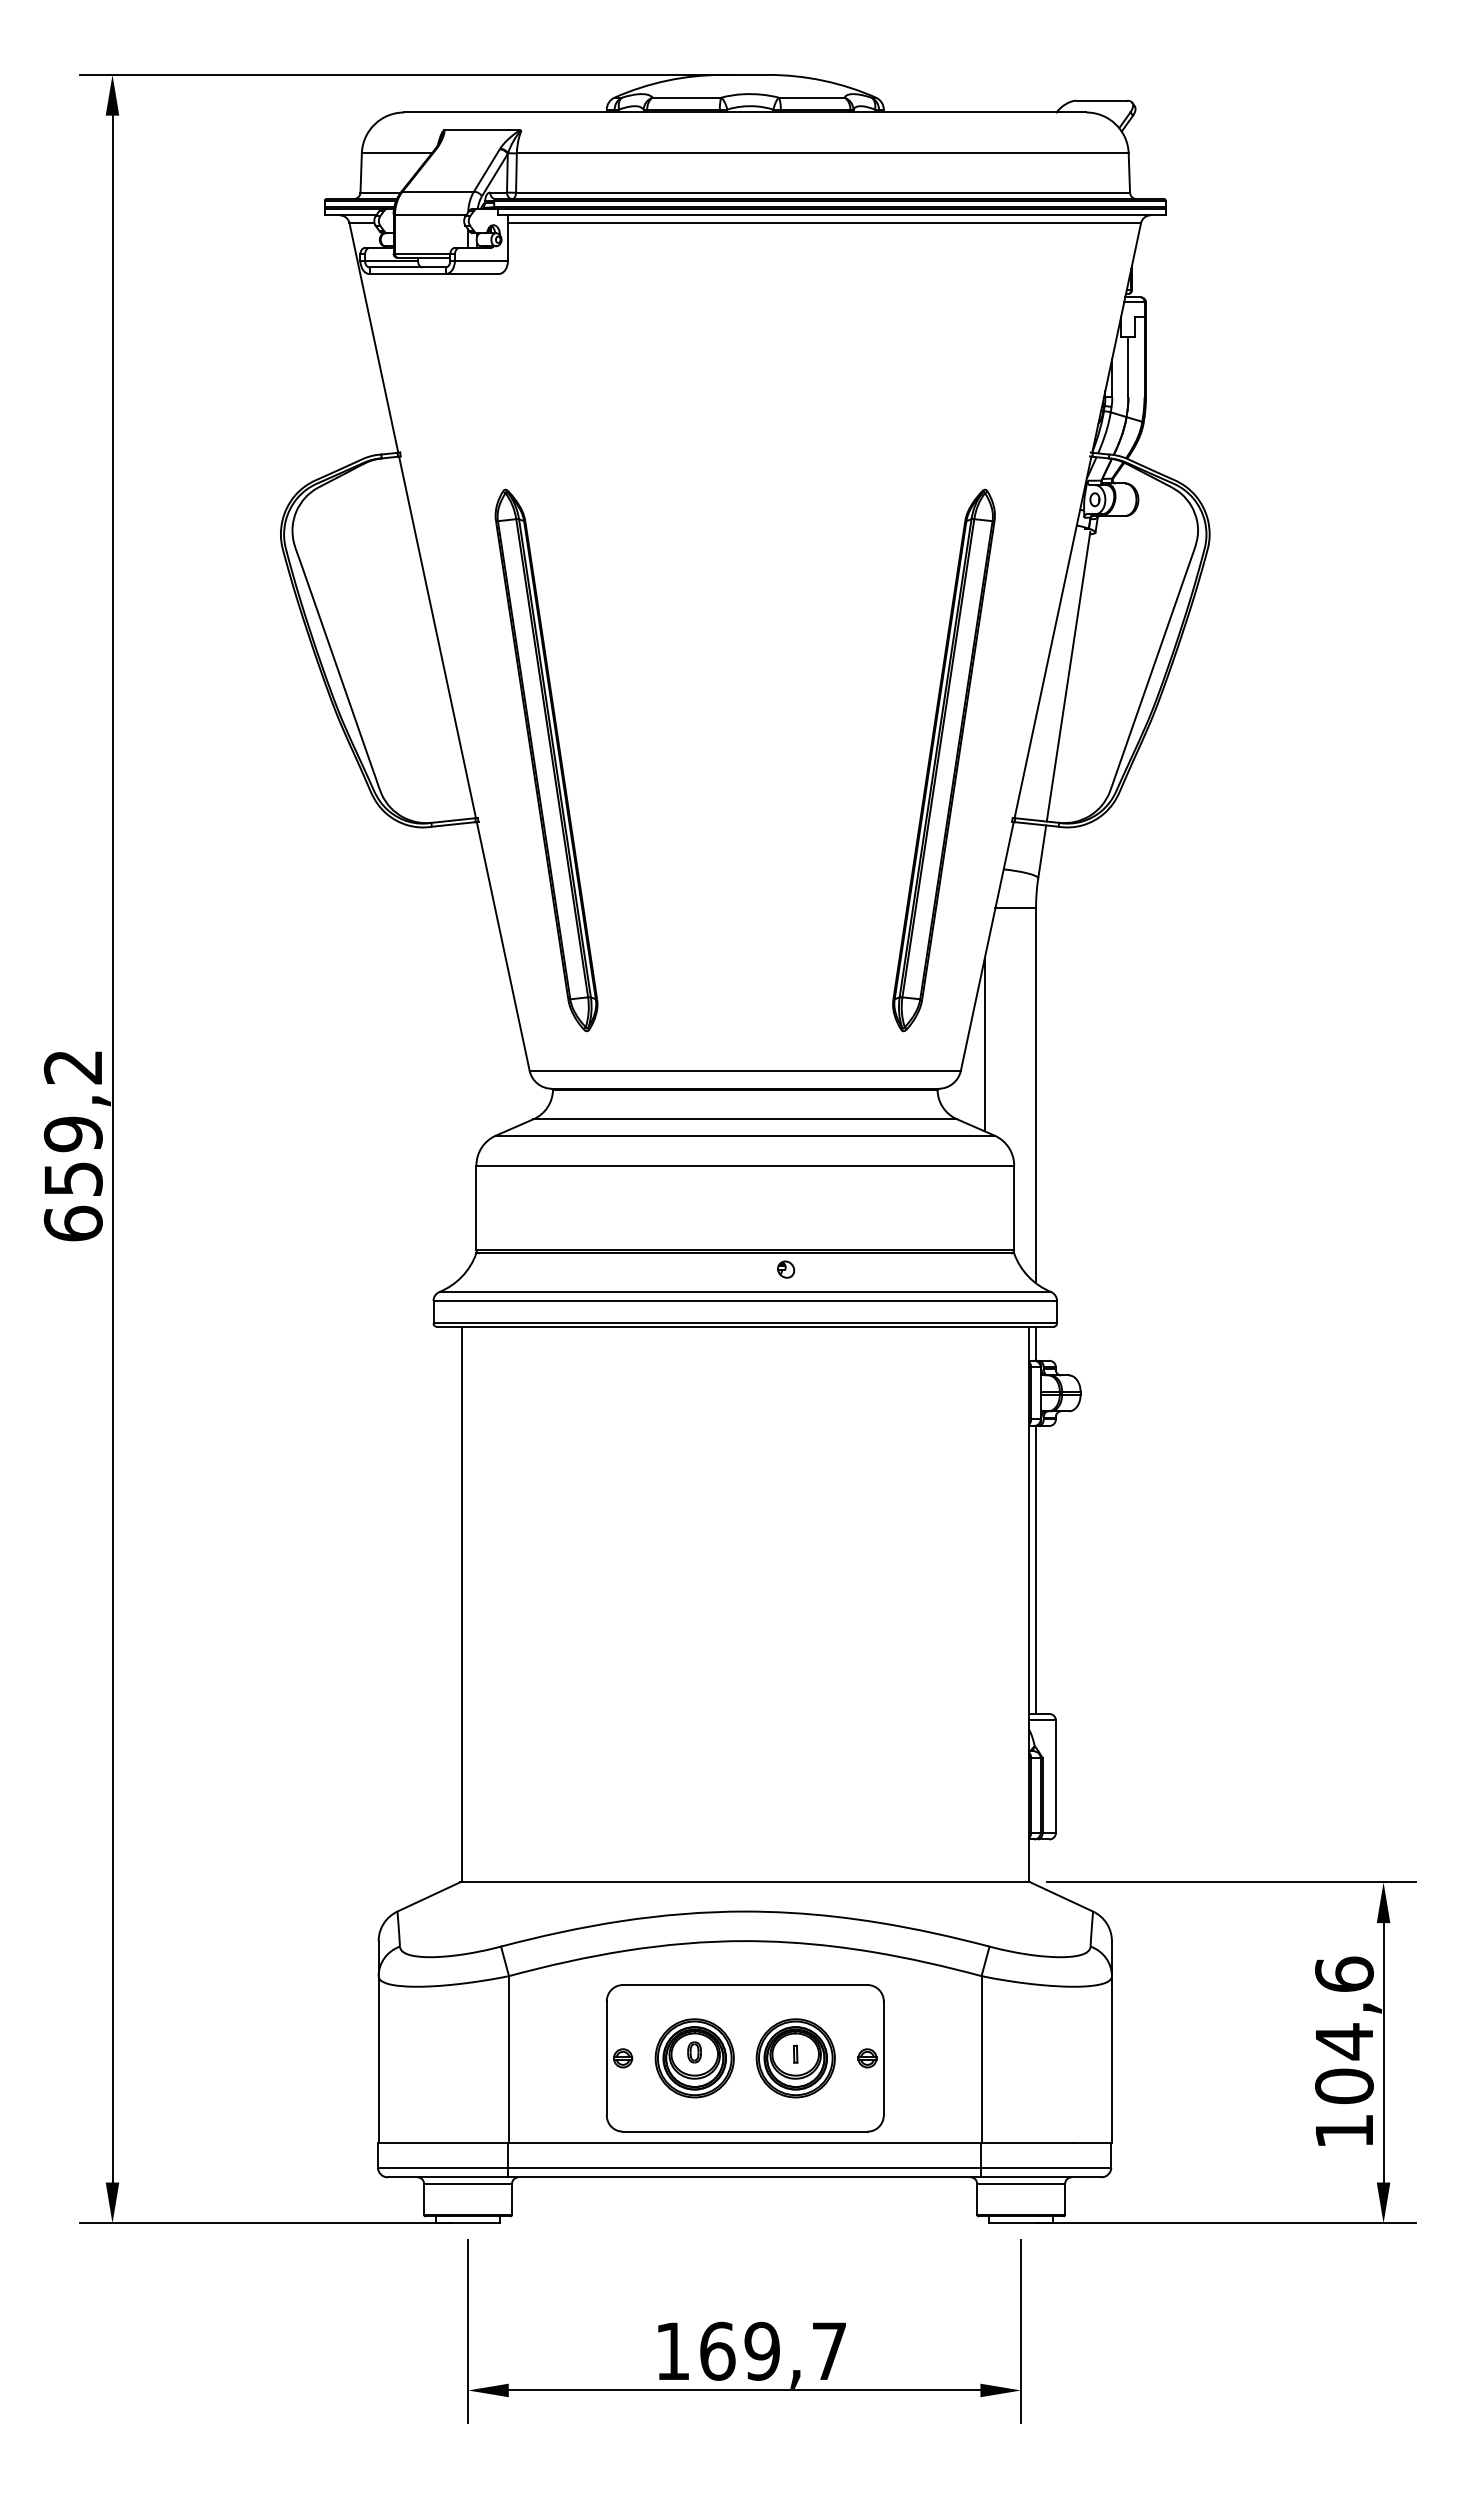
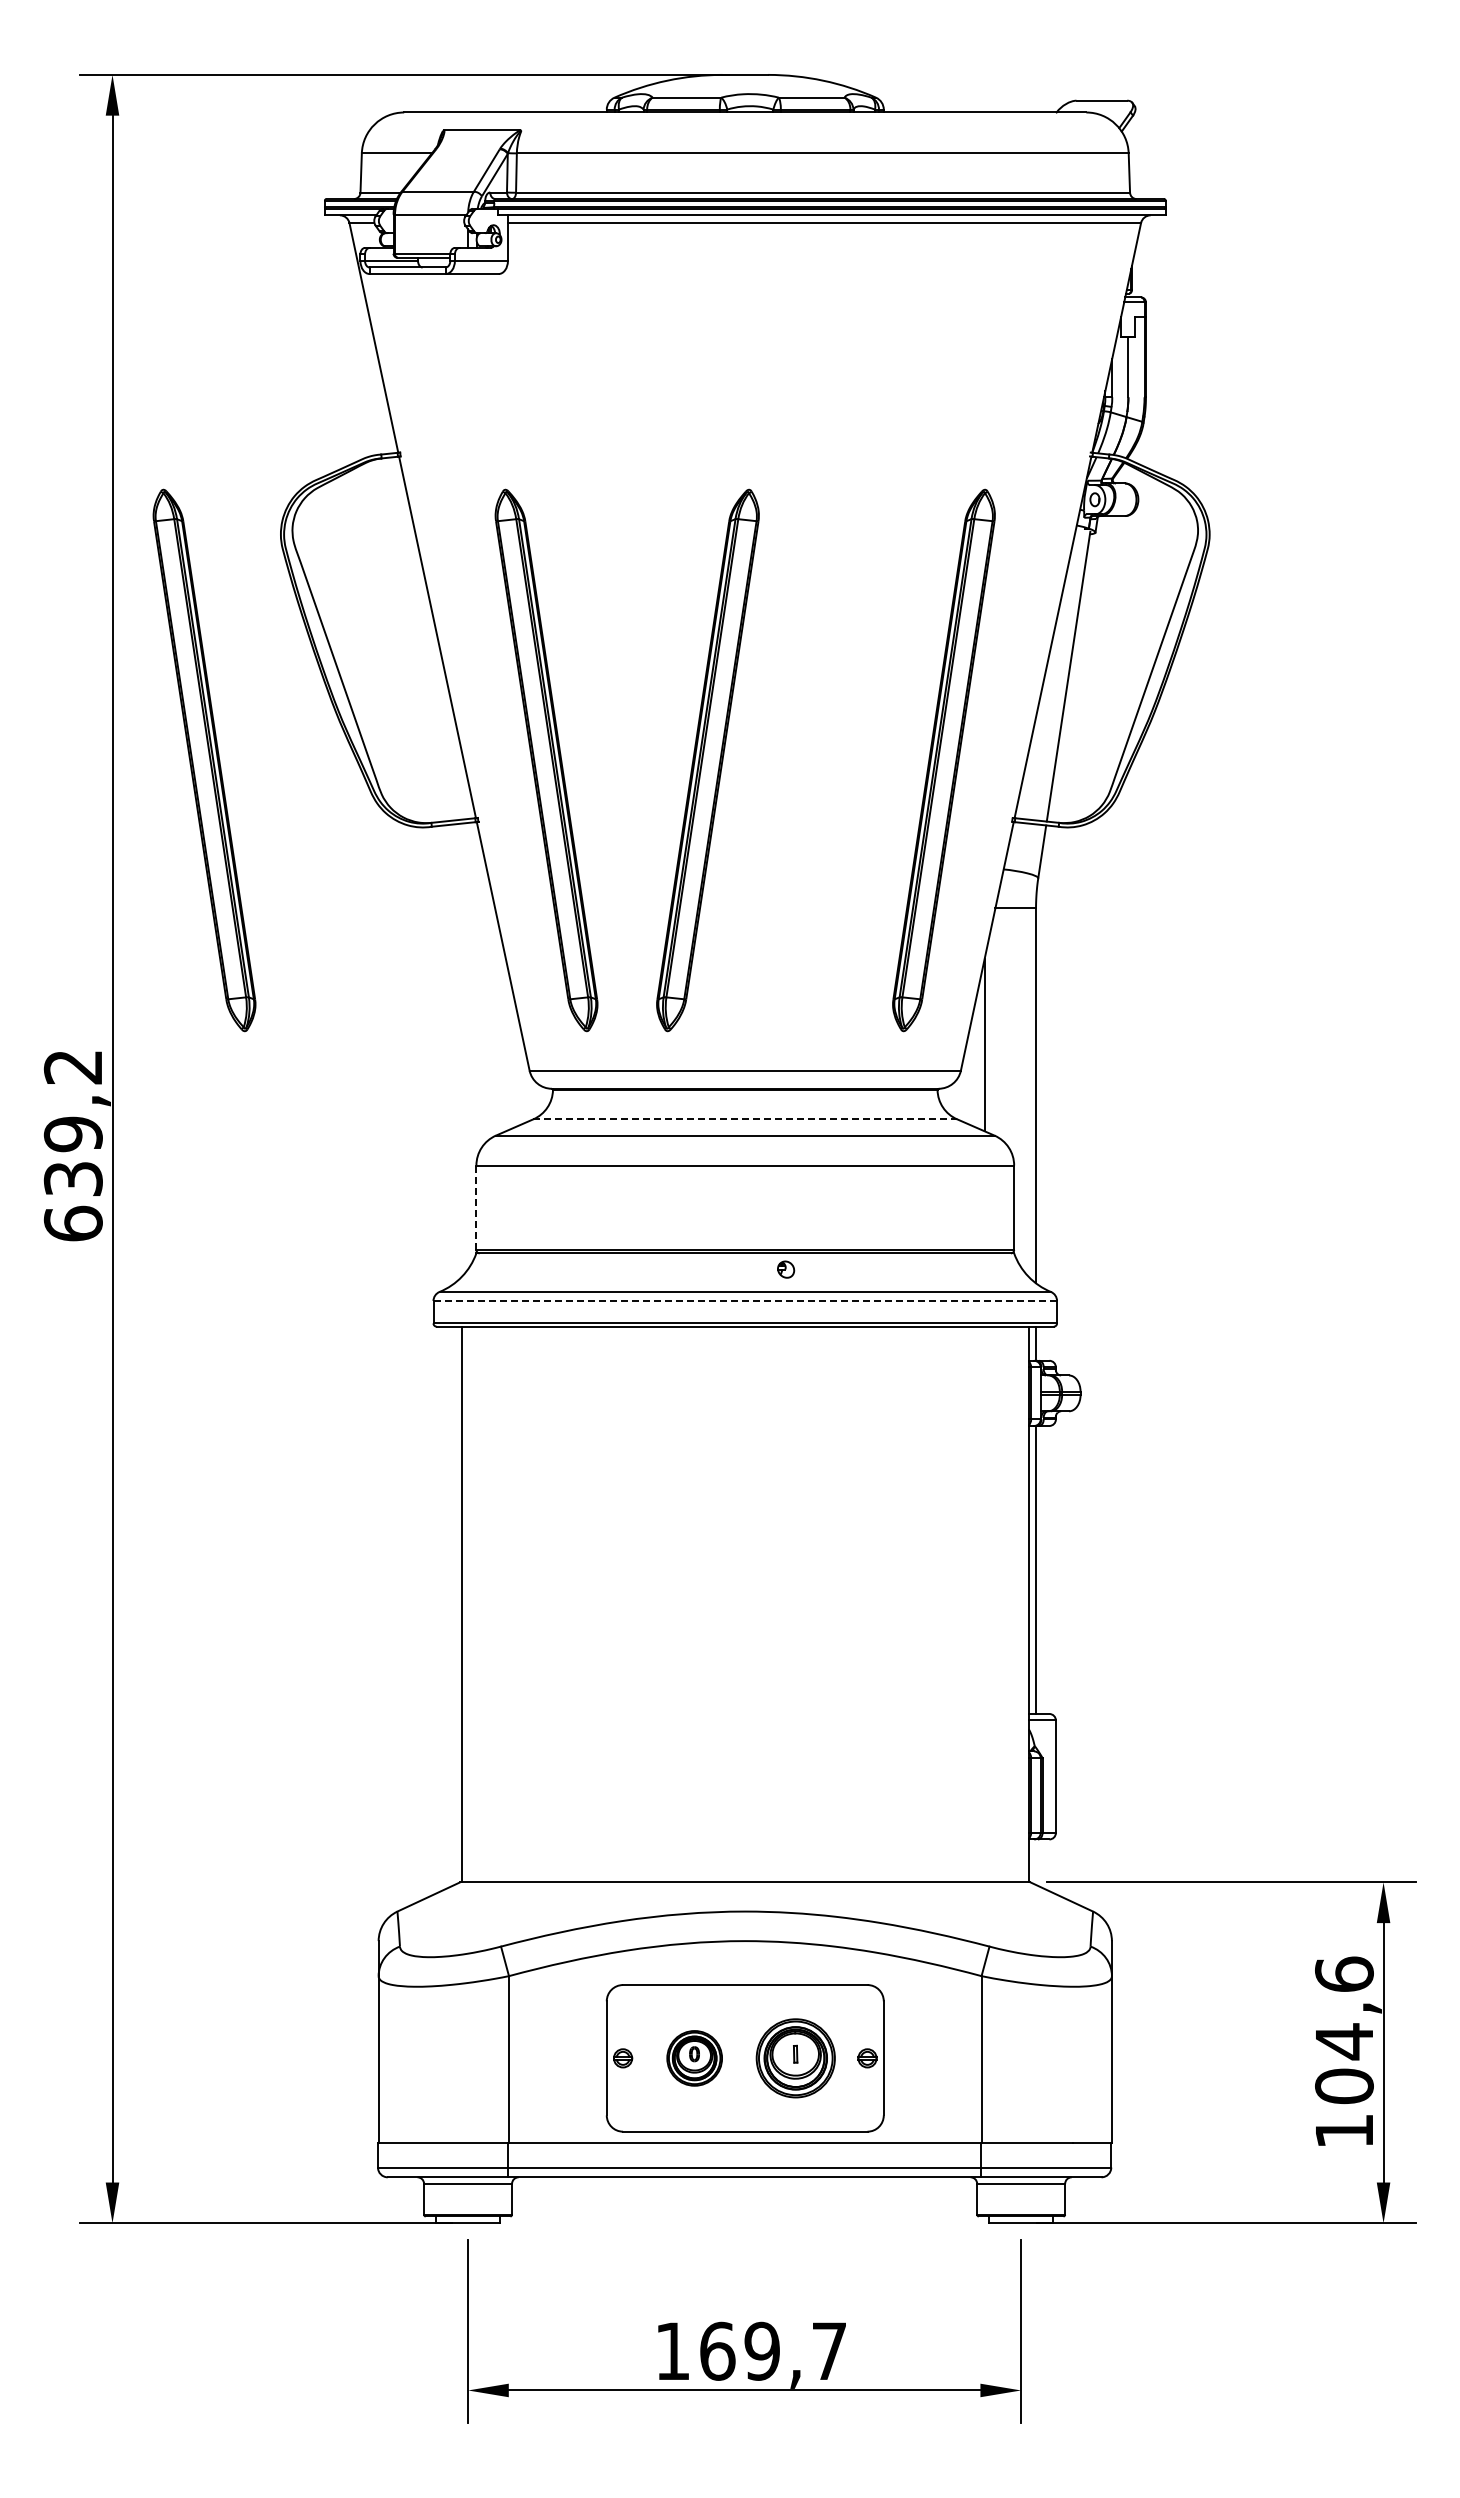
part: none -> present (204, 760)
part: none -> present (707, 760)
line: solid -> dashed (745, 1119)
text: 659,2 -> 639,2 (72, 1178)
line: solid -> dashed (476, 1208)
line: solid -> dashed (745, 1301)
part size: 81x81 px -> 57x57 px (694, 2058)
